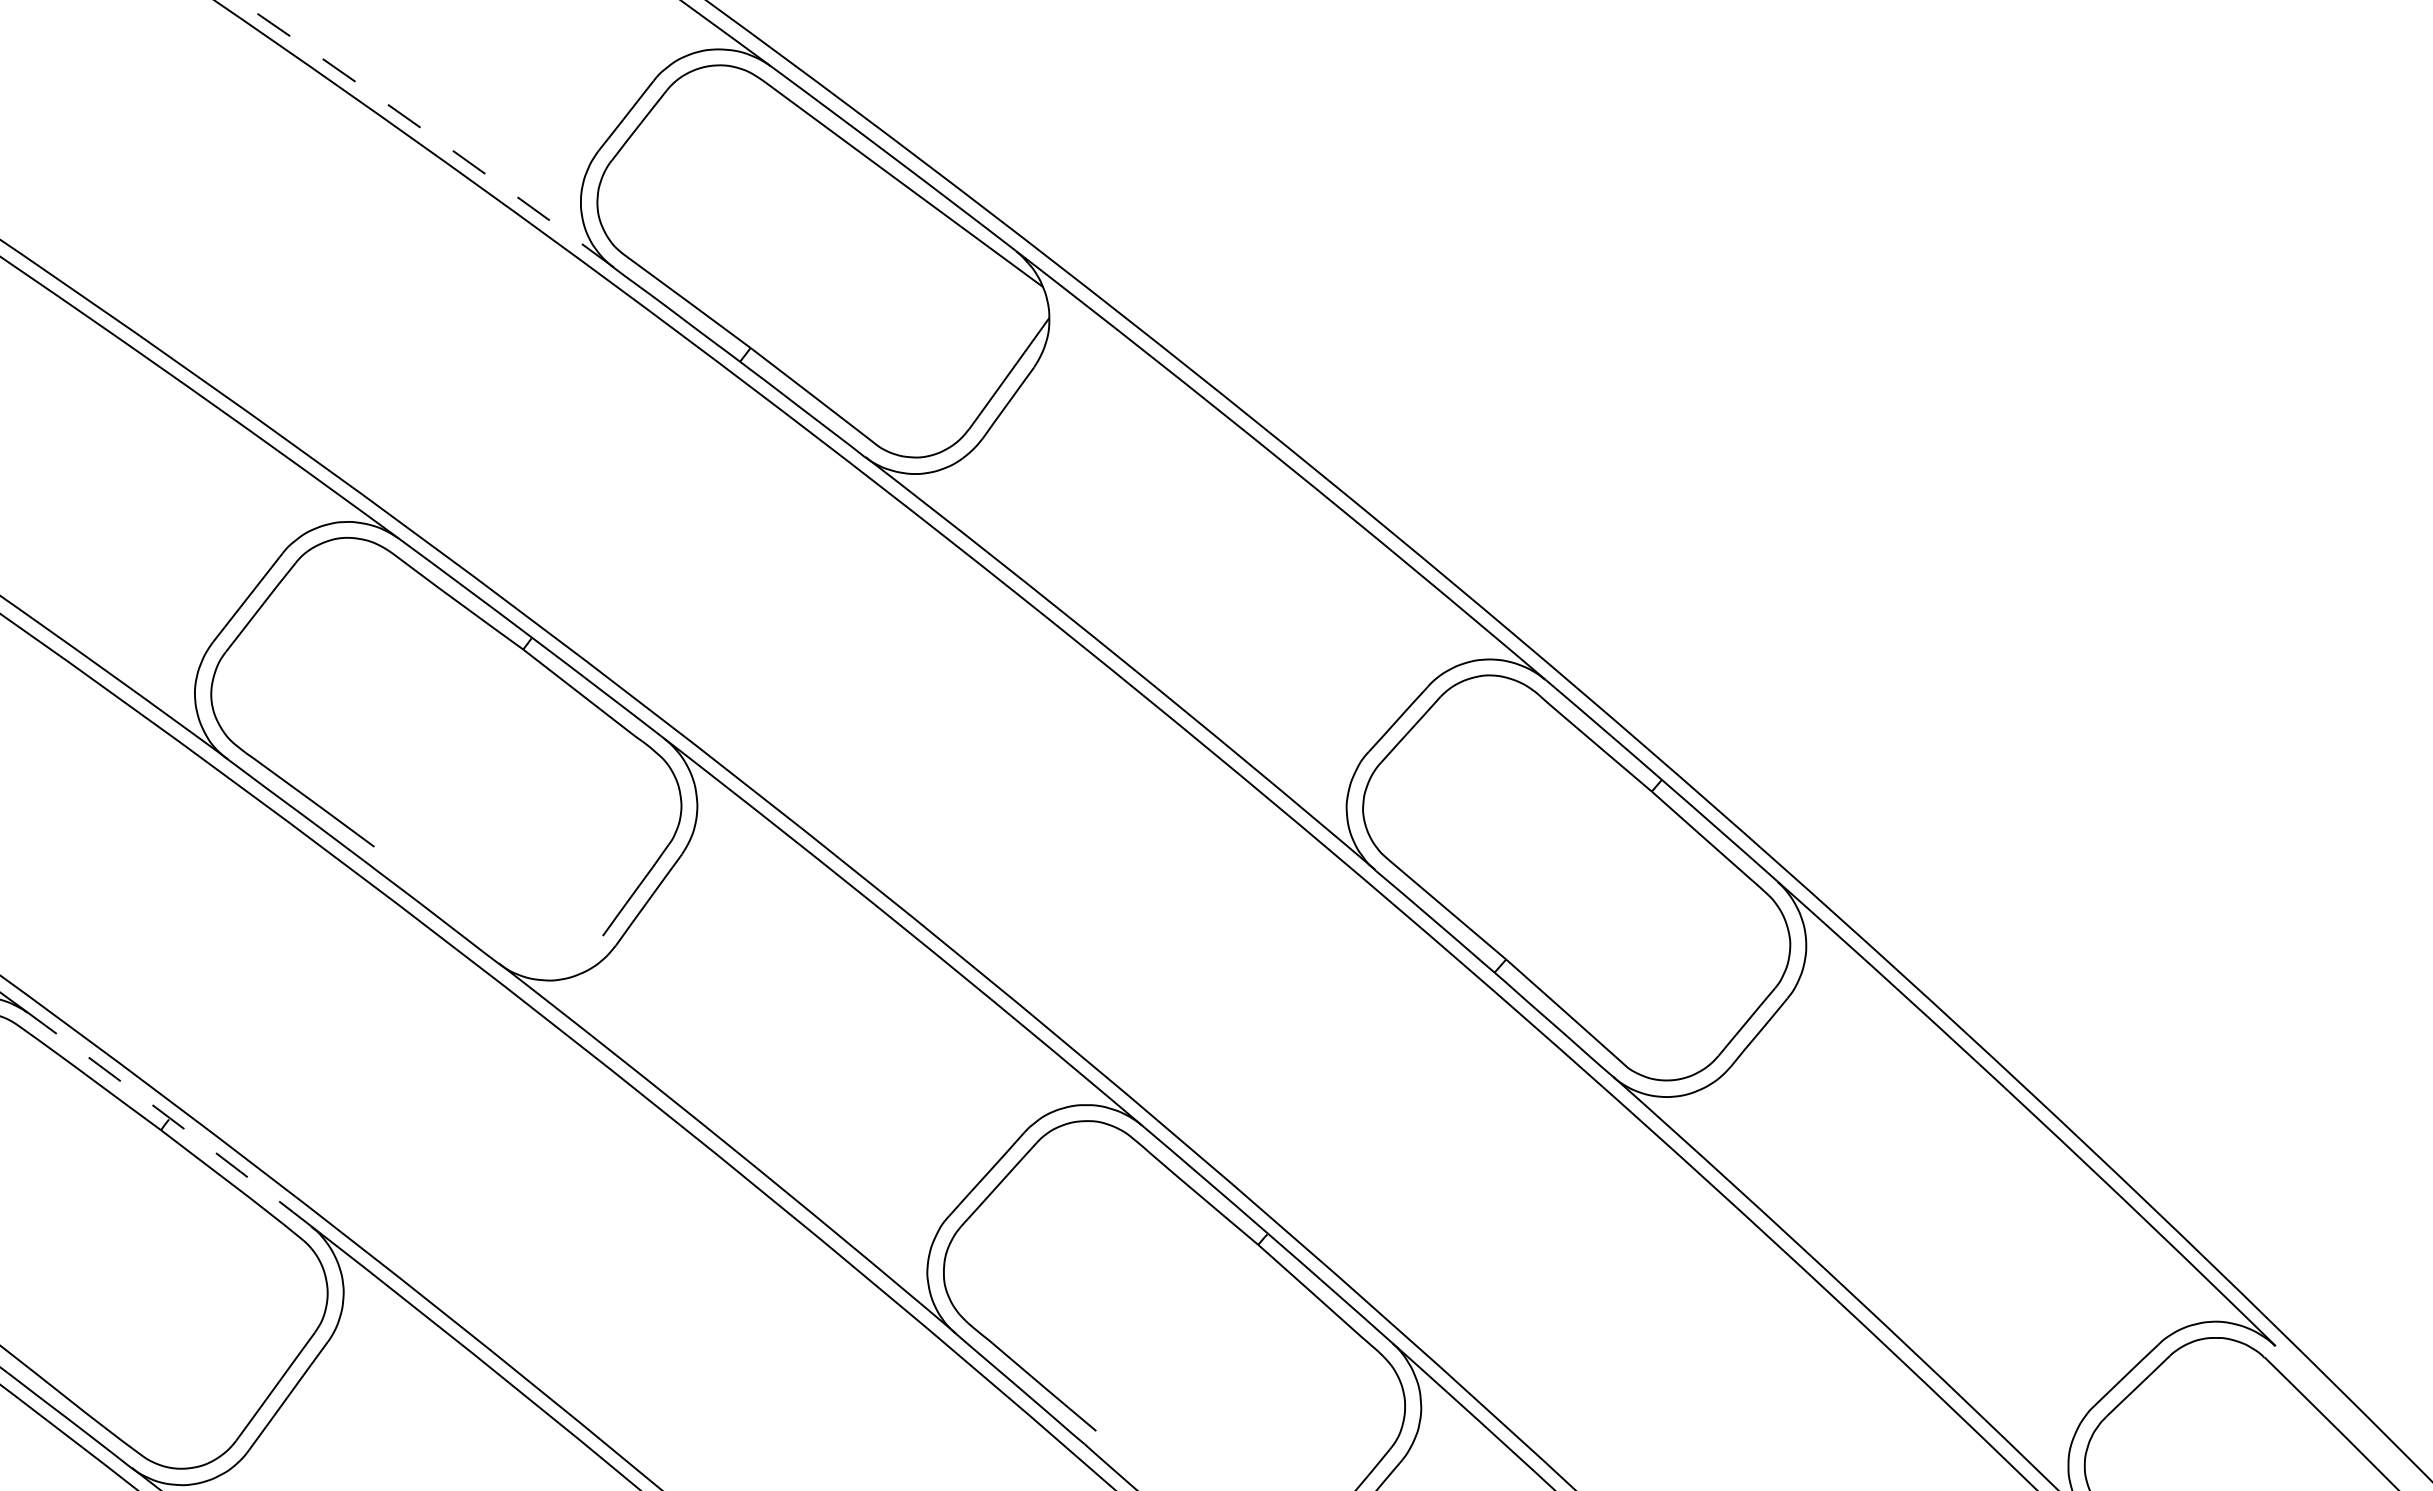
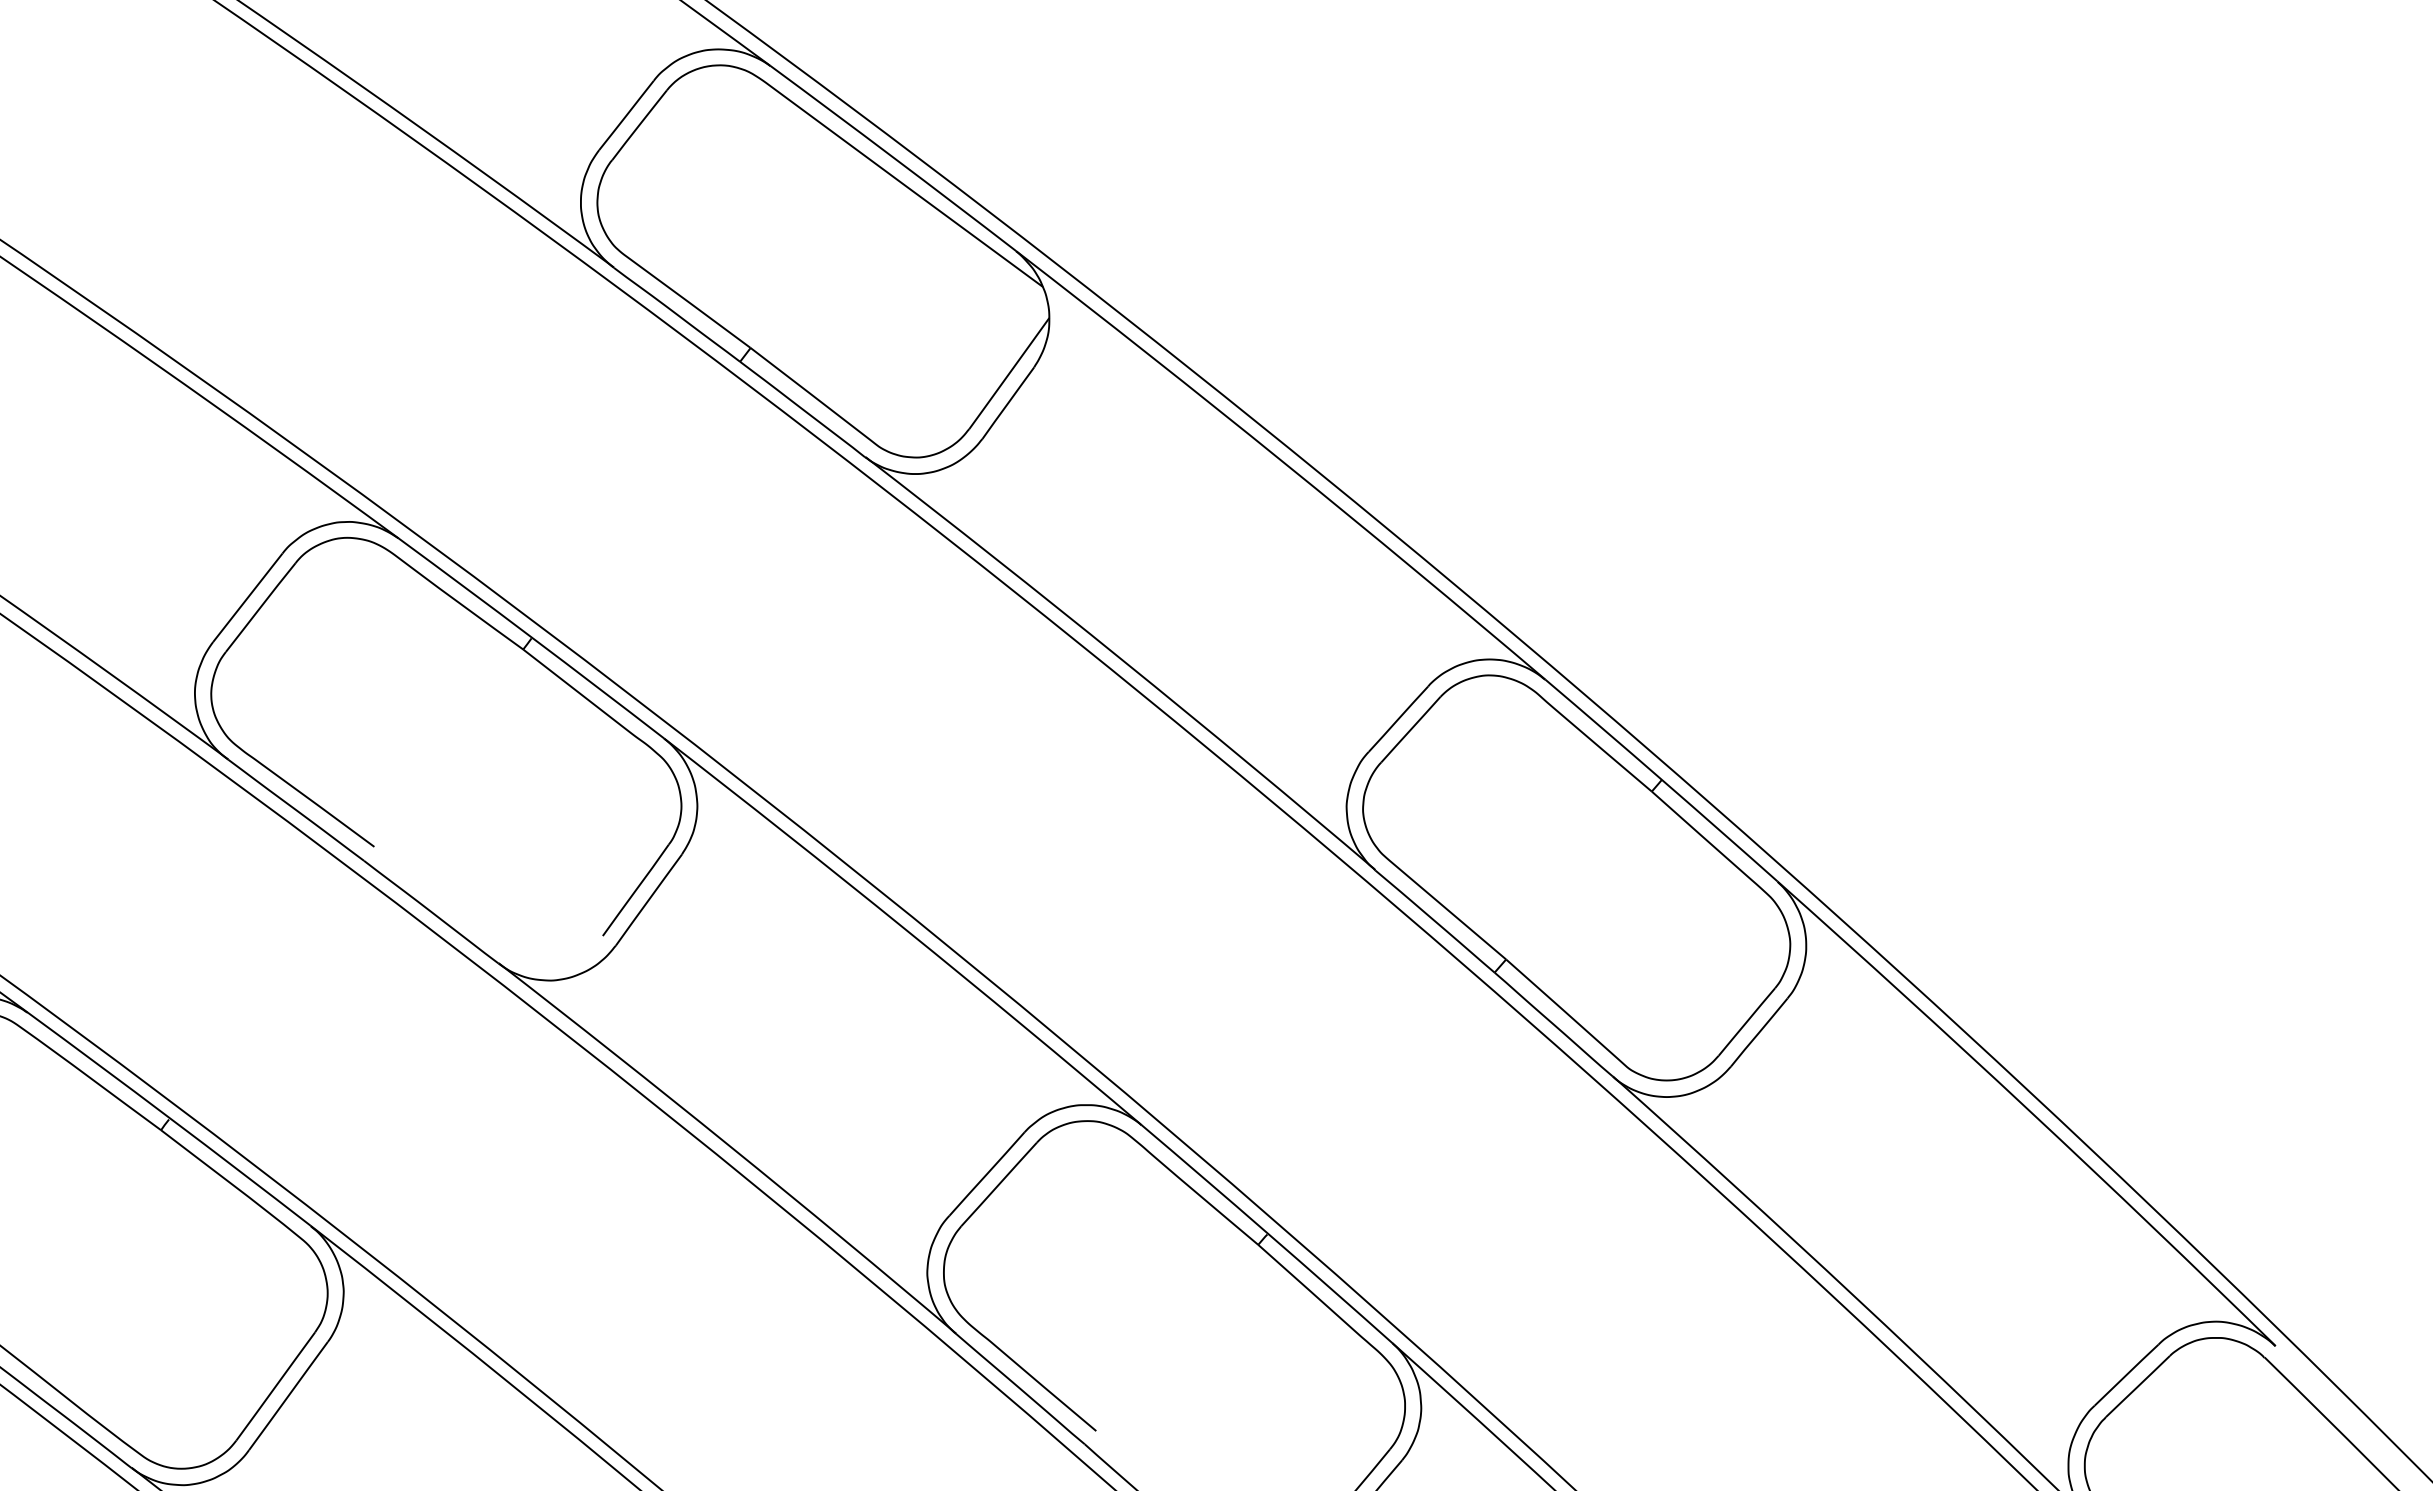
arc: dashed -> solid (426, 132)
arc: dashed -> solid (169, 1118)
